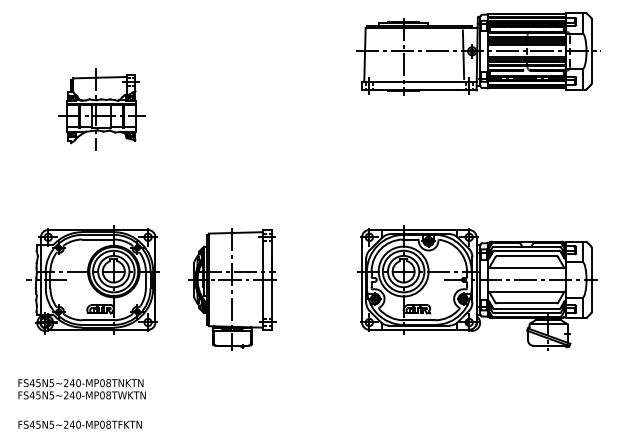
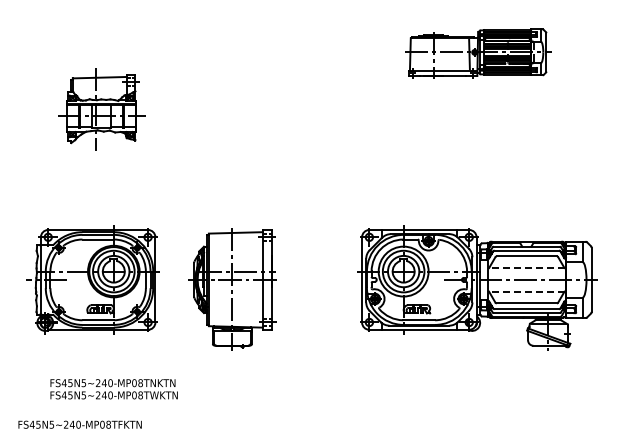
part size: 245x84 px -> 147x51 px (478, 53)
line: solid -> dashed (526, 268)
line: solid -> dashed (526, 291)
text position: (81, 389) -> (113, 389) (113, 389)
